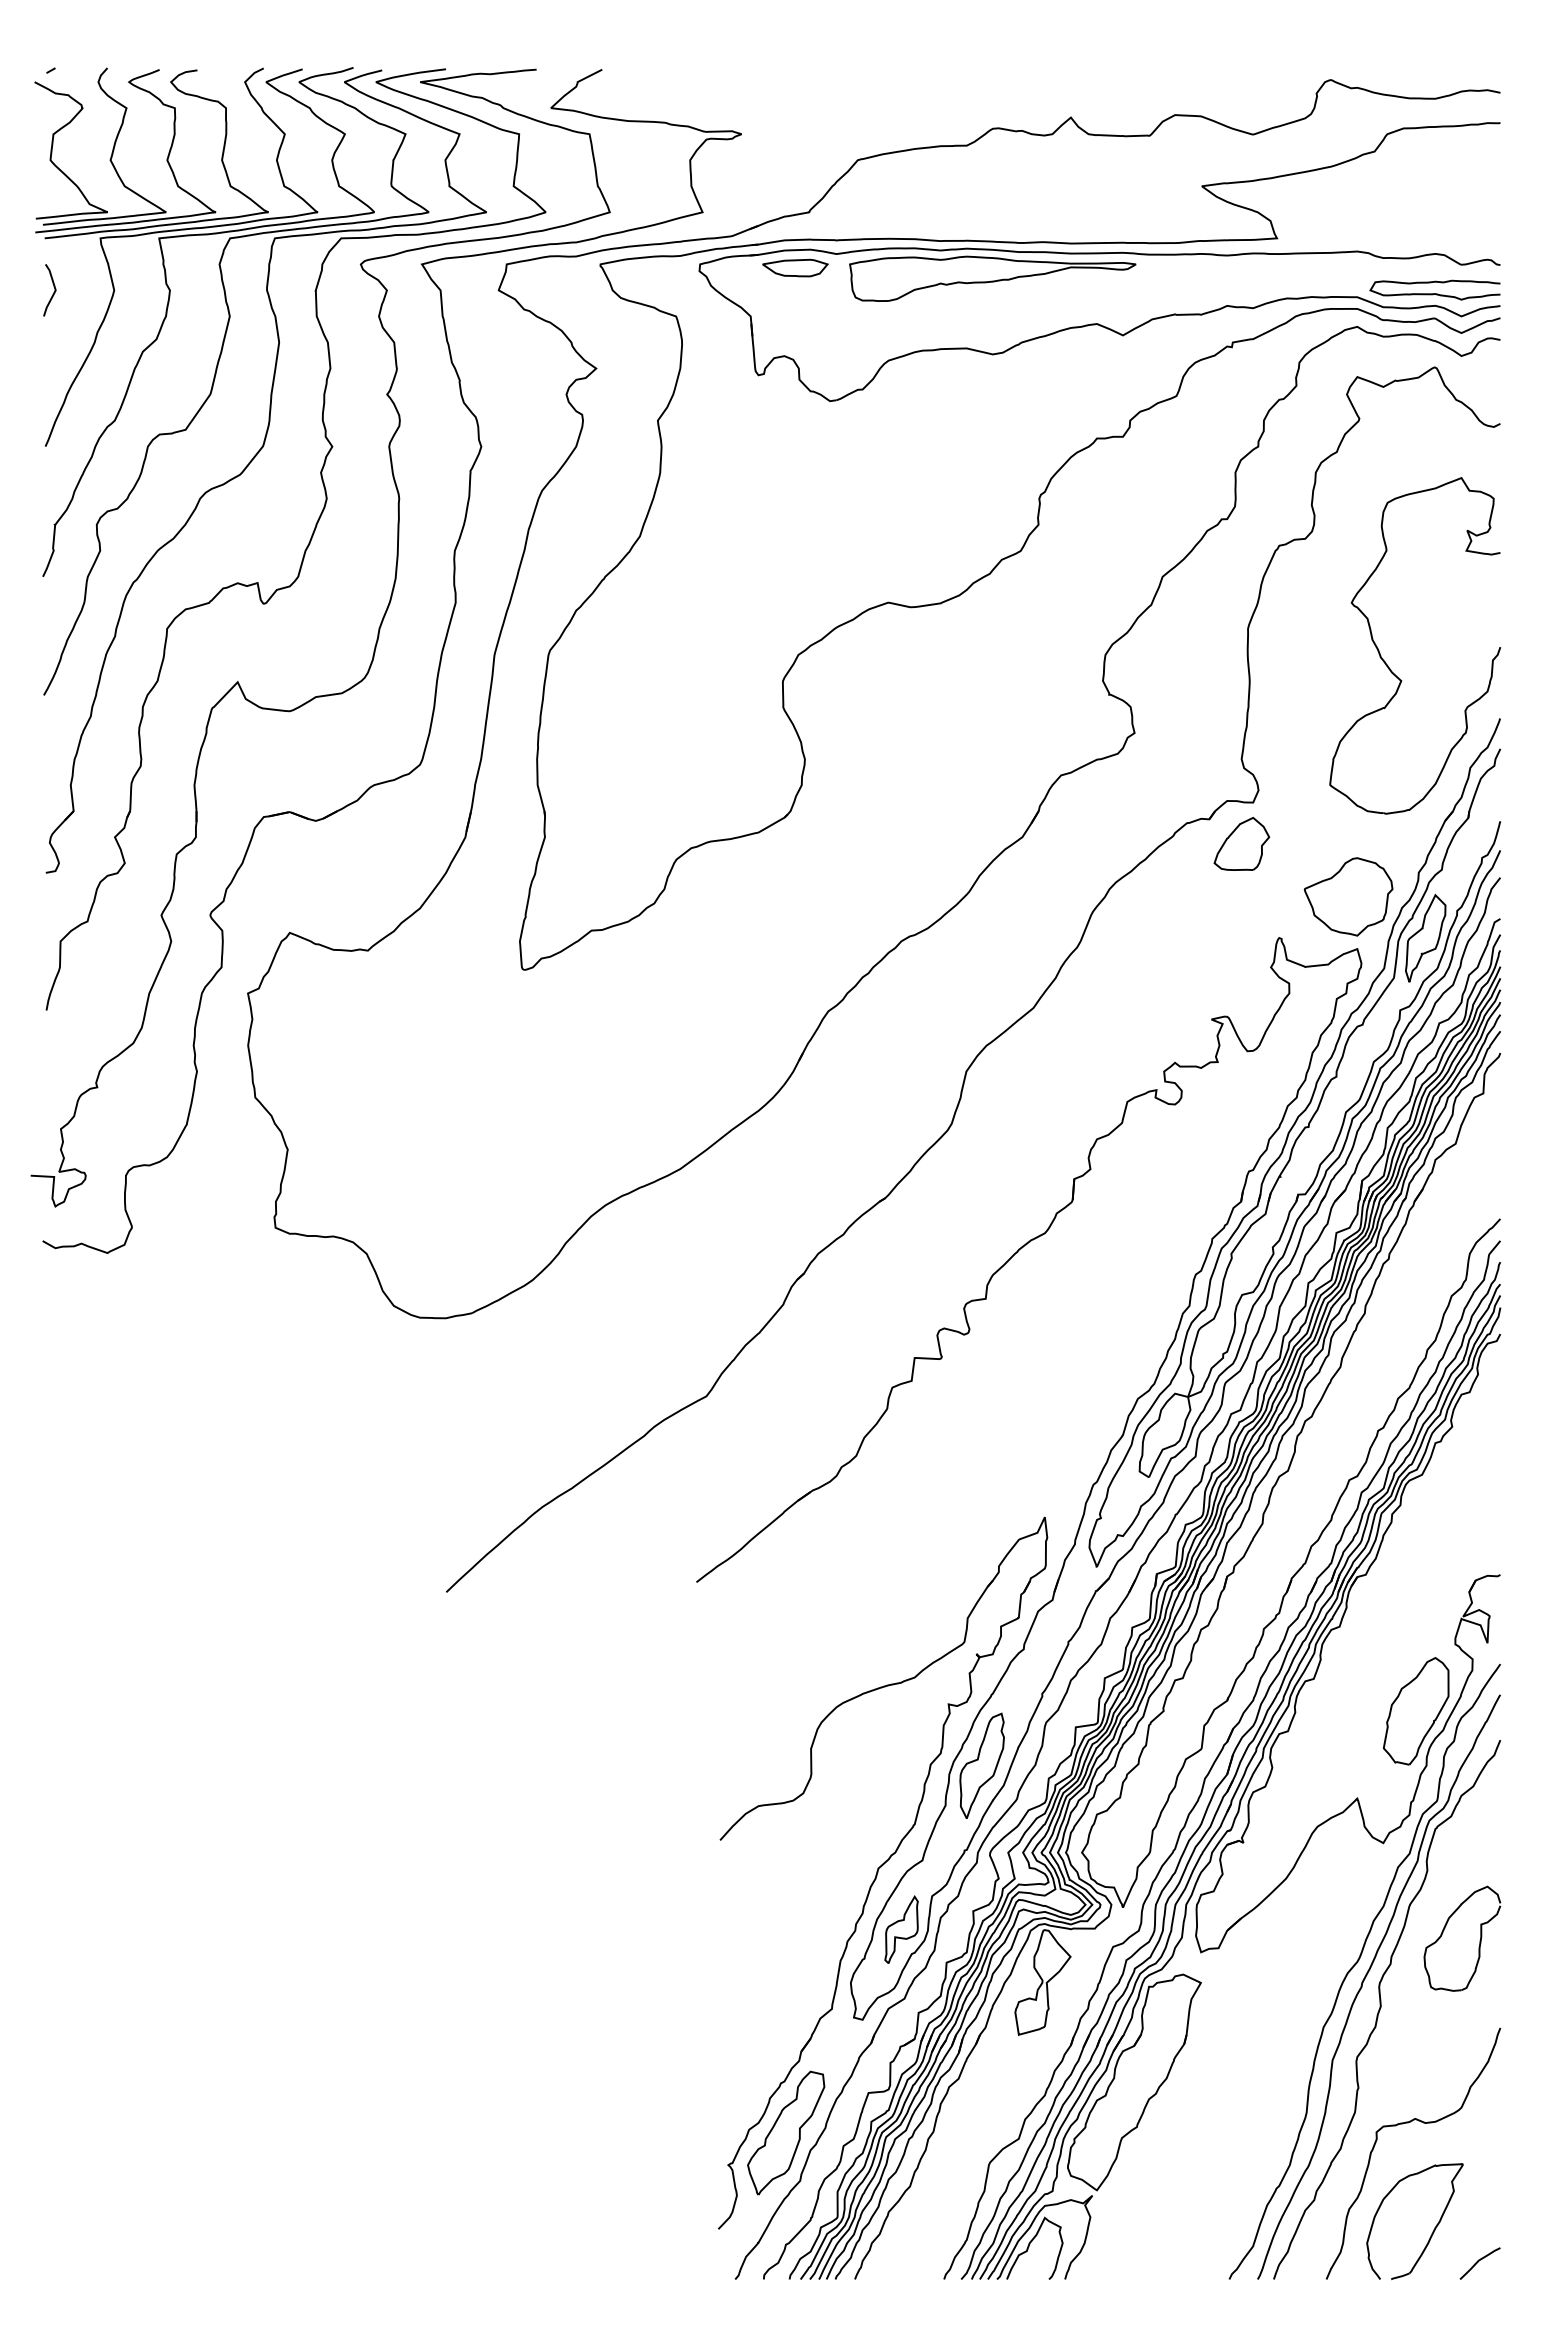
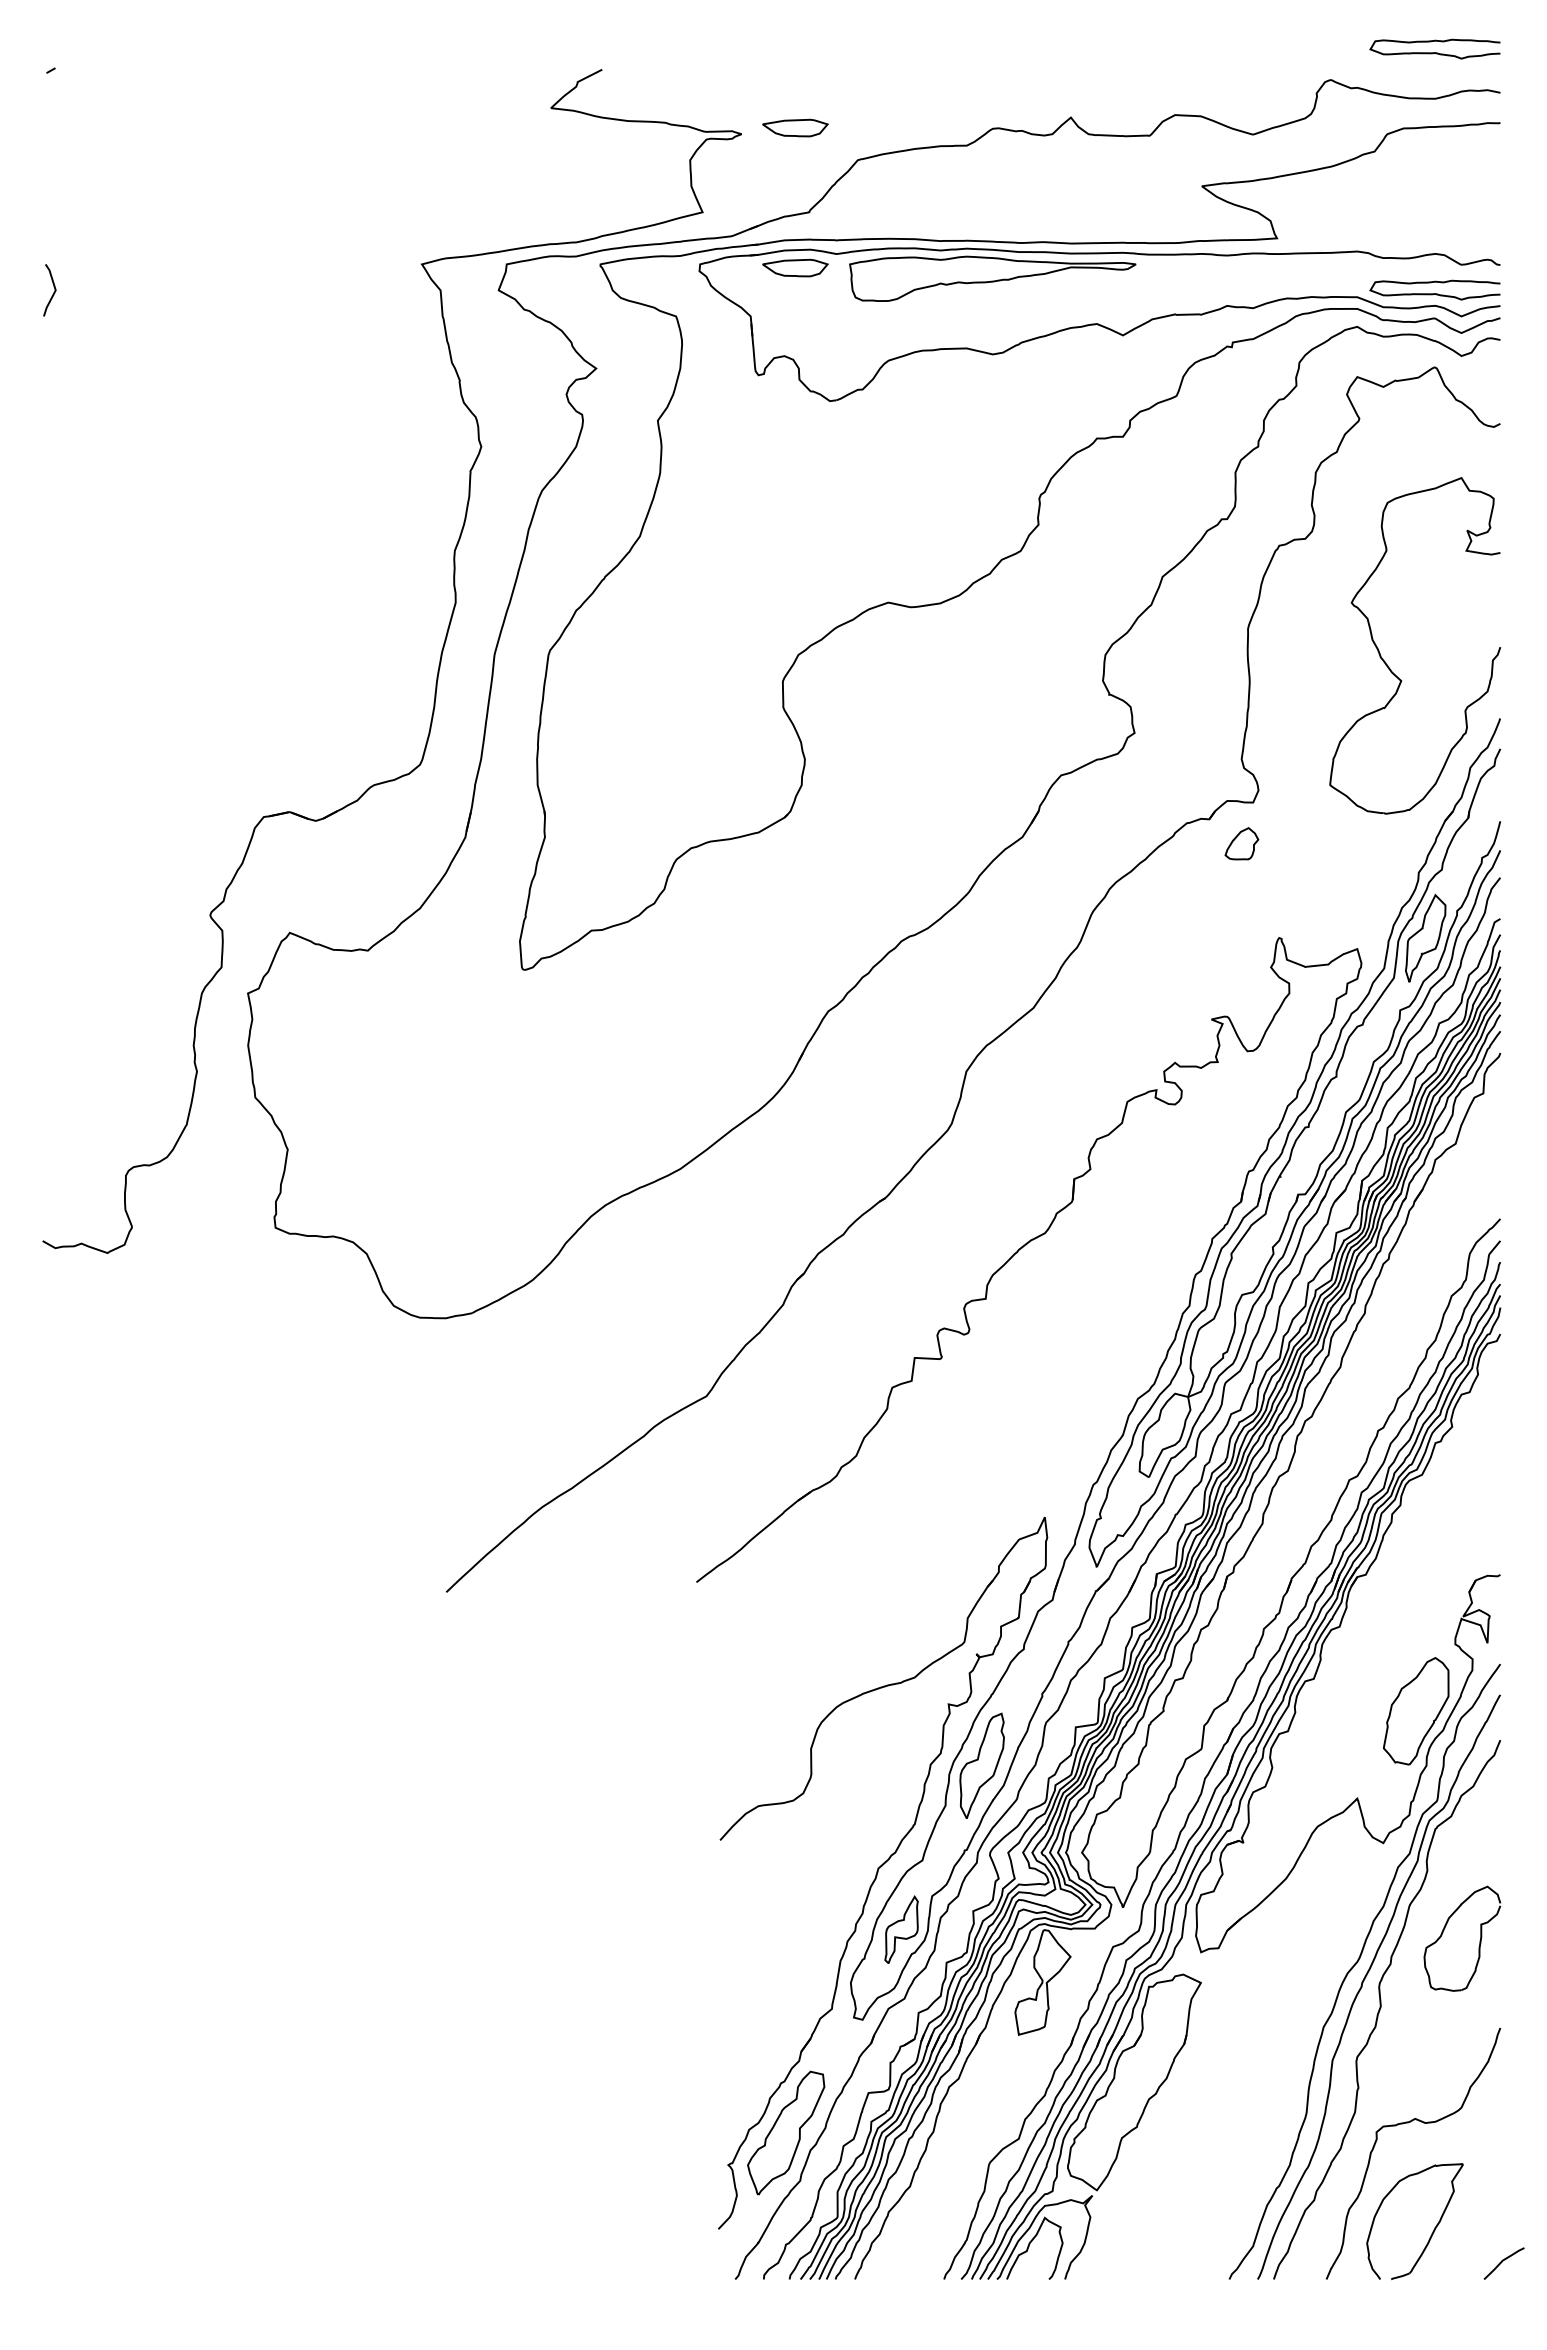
curve: none -> present (1434, 52)
part: none -> present (795, 127)
part: present -> none (373, 650)
part size: 58x55 px -> 36x34 px (1241, 843)
part: present -> none (1348, 896)
curve position: (1478, 2262) -> (1502, 2262) (1502, 2262)
